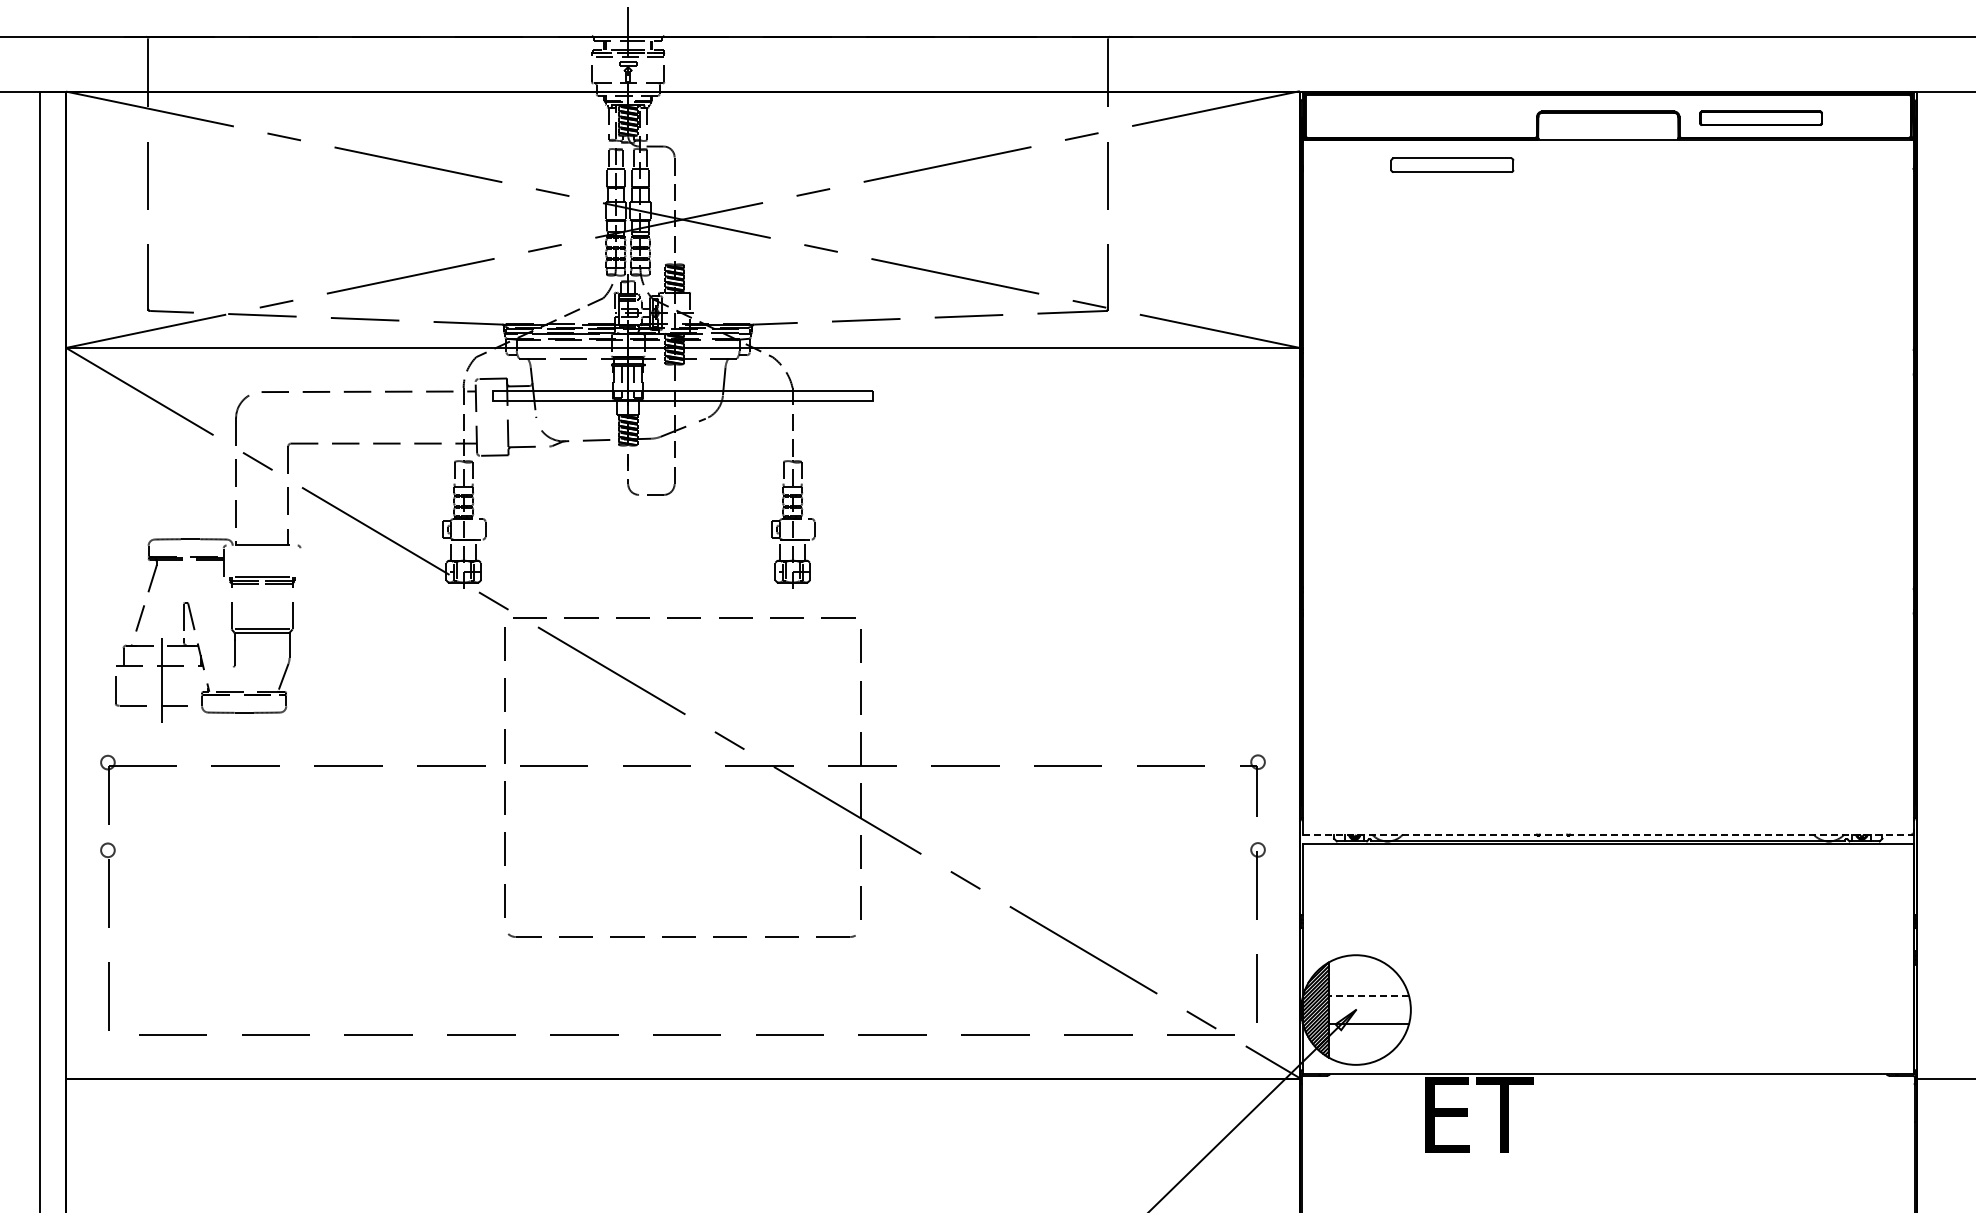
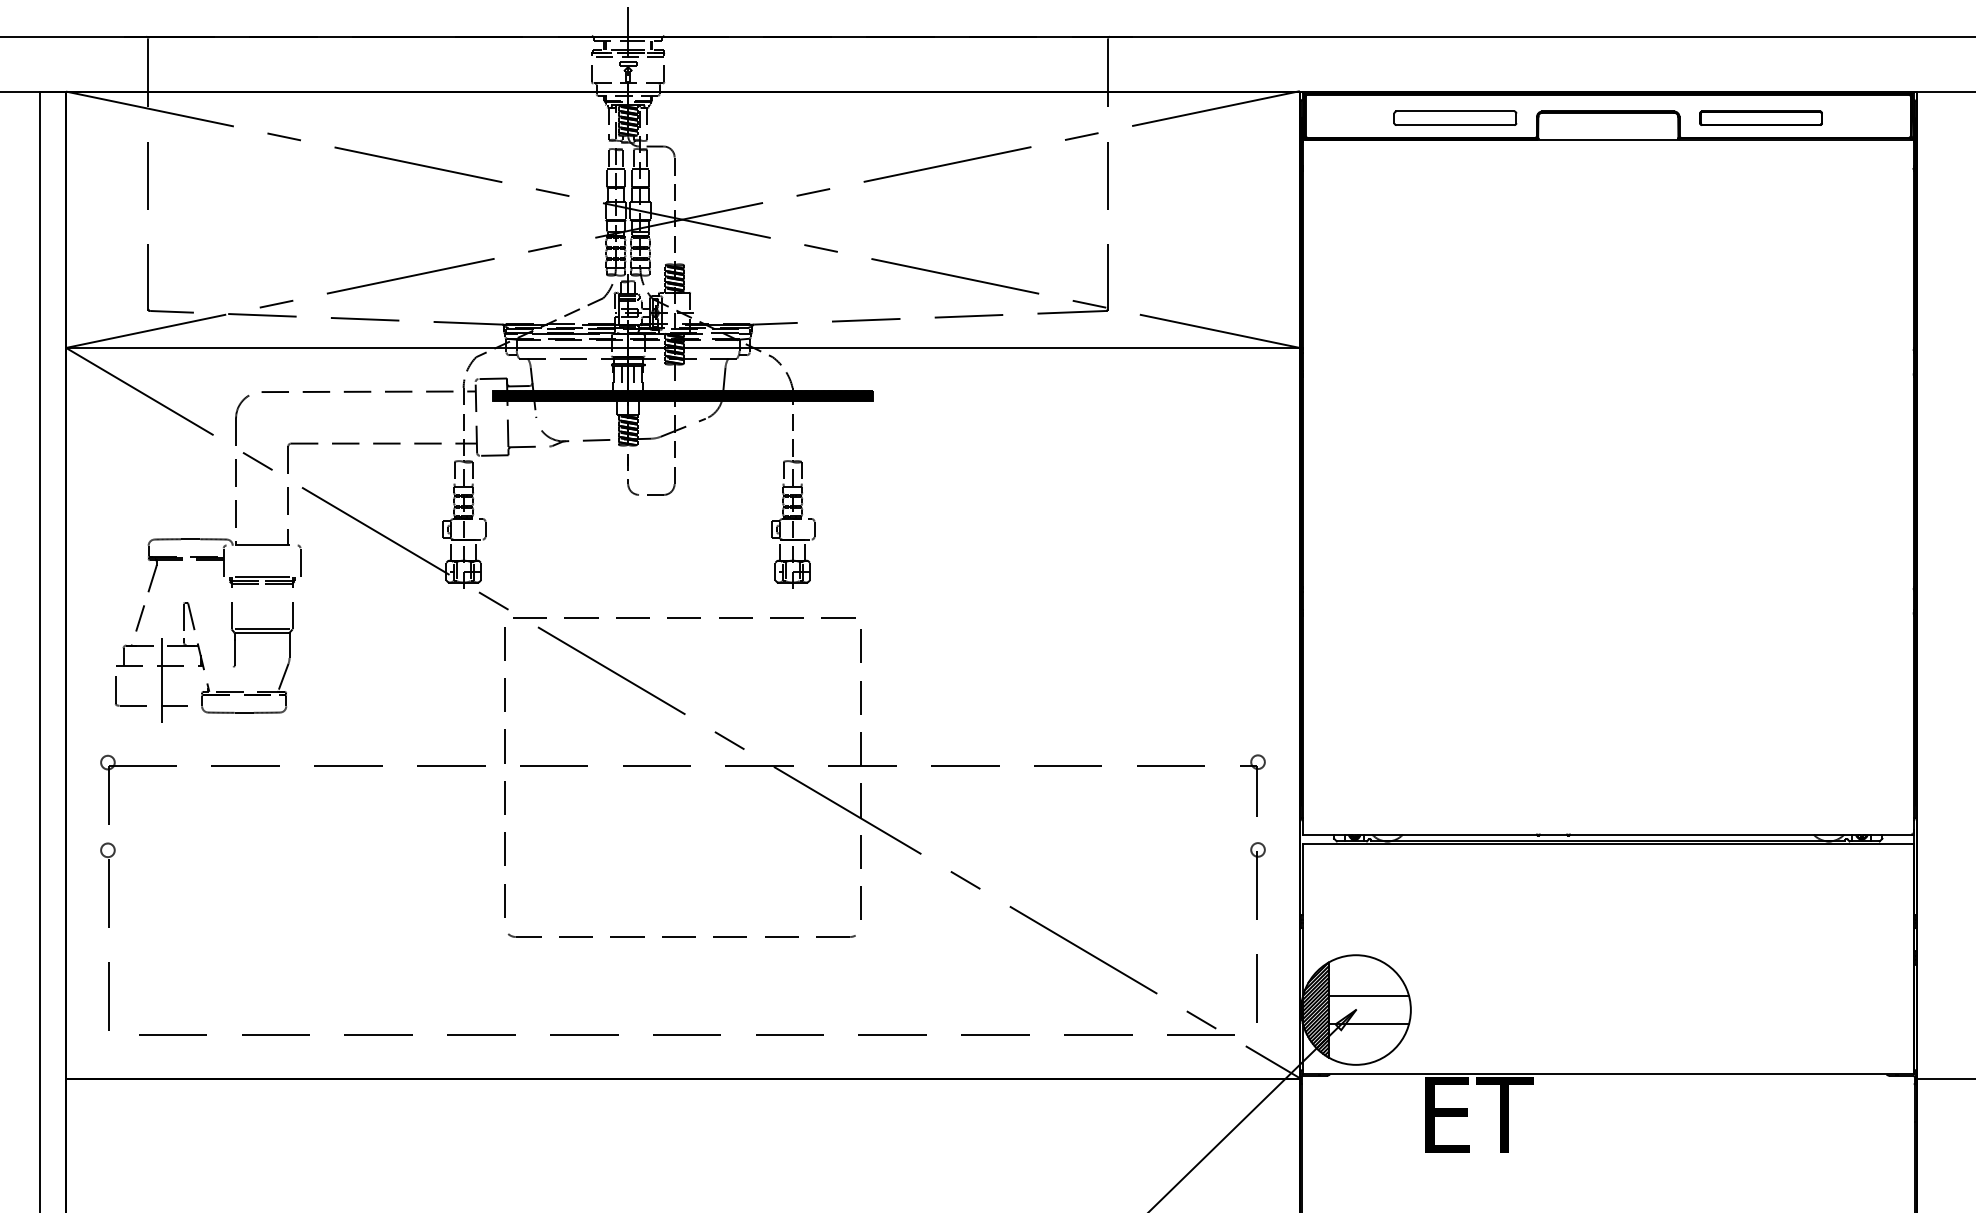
part position: (1452, 164) -> (1455, 117) (1455, 117)
hatch: none -> present (682, 395)
line: none -> present (300, 562)
line: dashed -> solid (1608, 834)
line: dashed -> solid (1368, 996)
